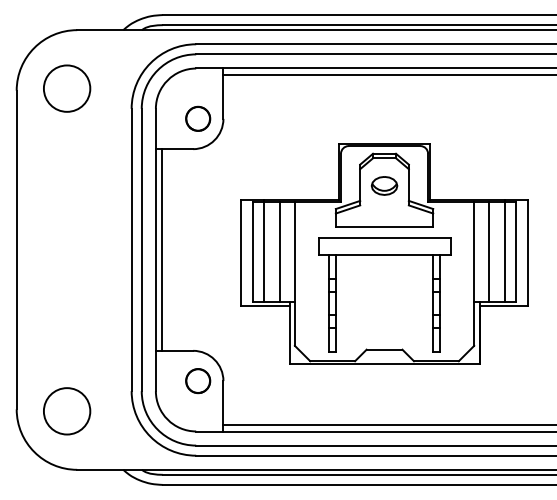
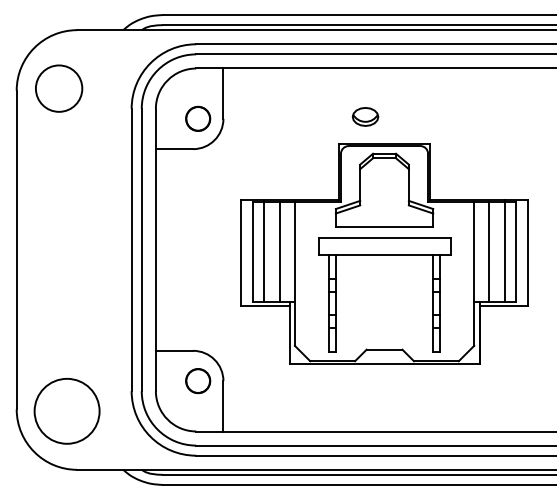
line: present -> none (388, 75)
circle position: (67, 88) -> (59, 88) (59, 88)
part position: (384, 185) -> (365, 116) (365, 116)
line: present -> none (161, 249)
circle diameter: 46 px -> 65 px (66, 410)
line: present -> none (388, 424)
